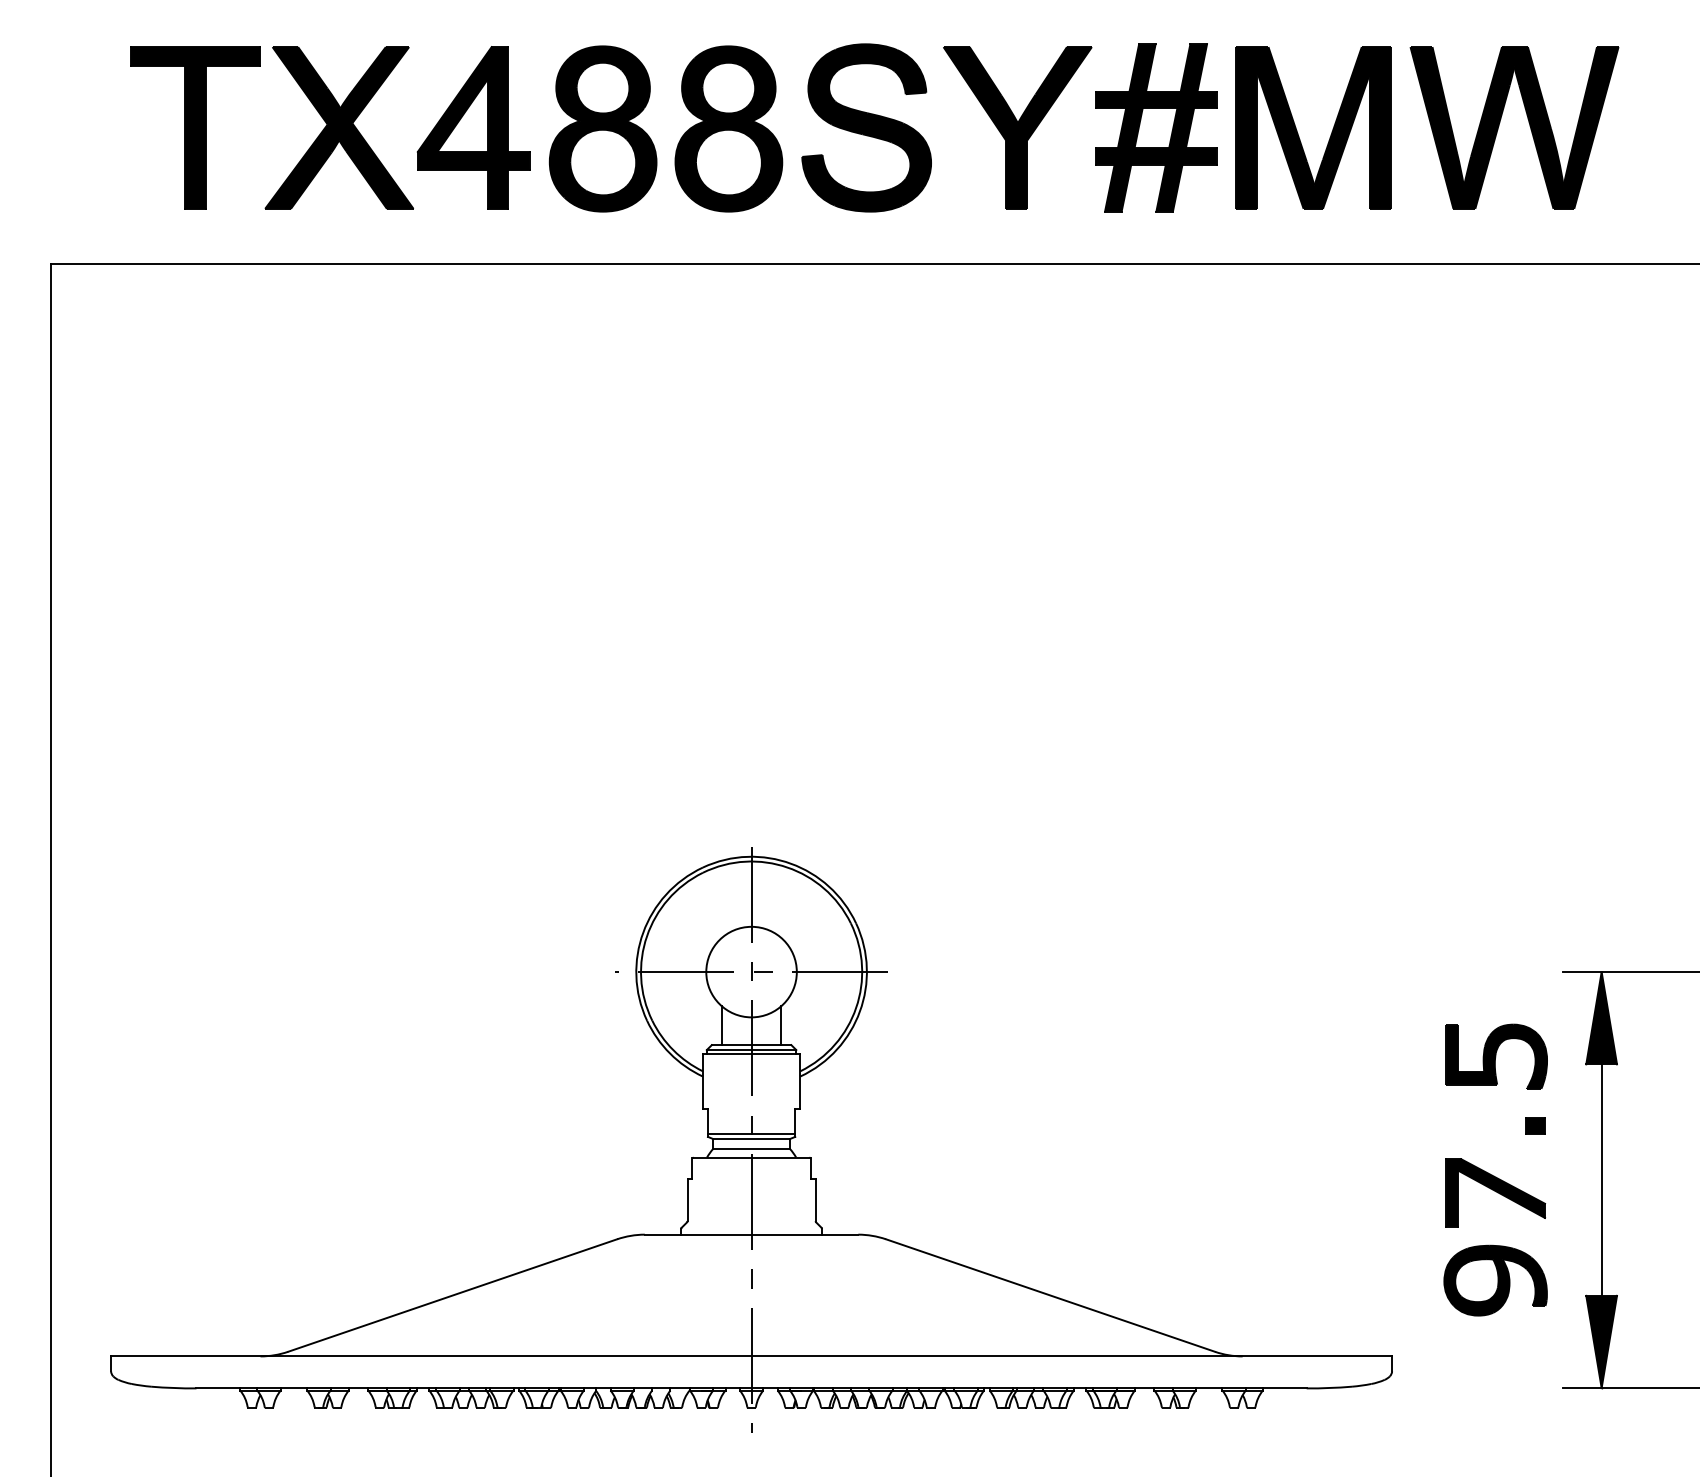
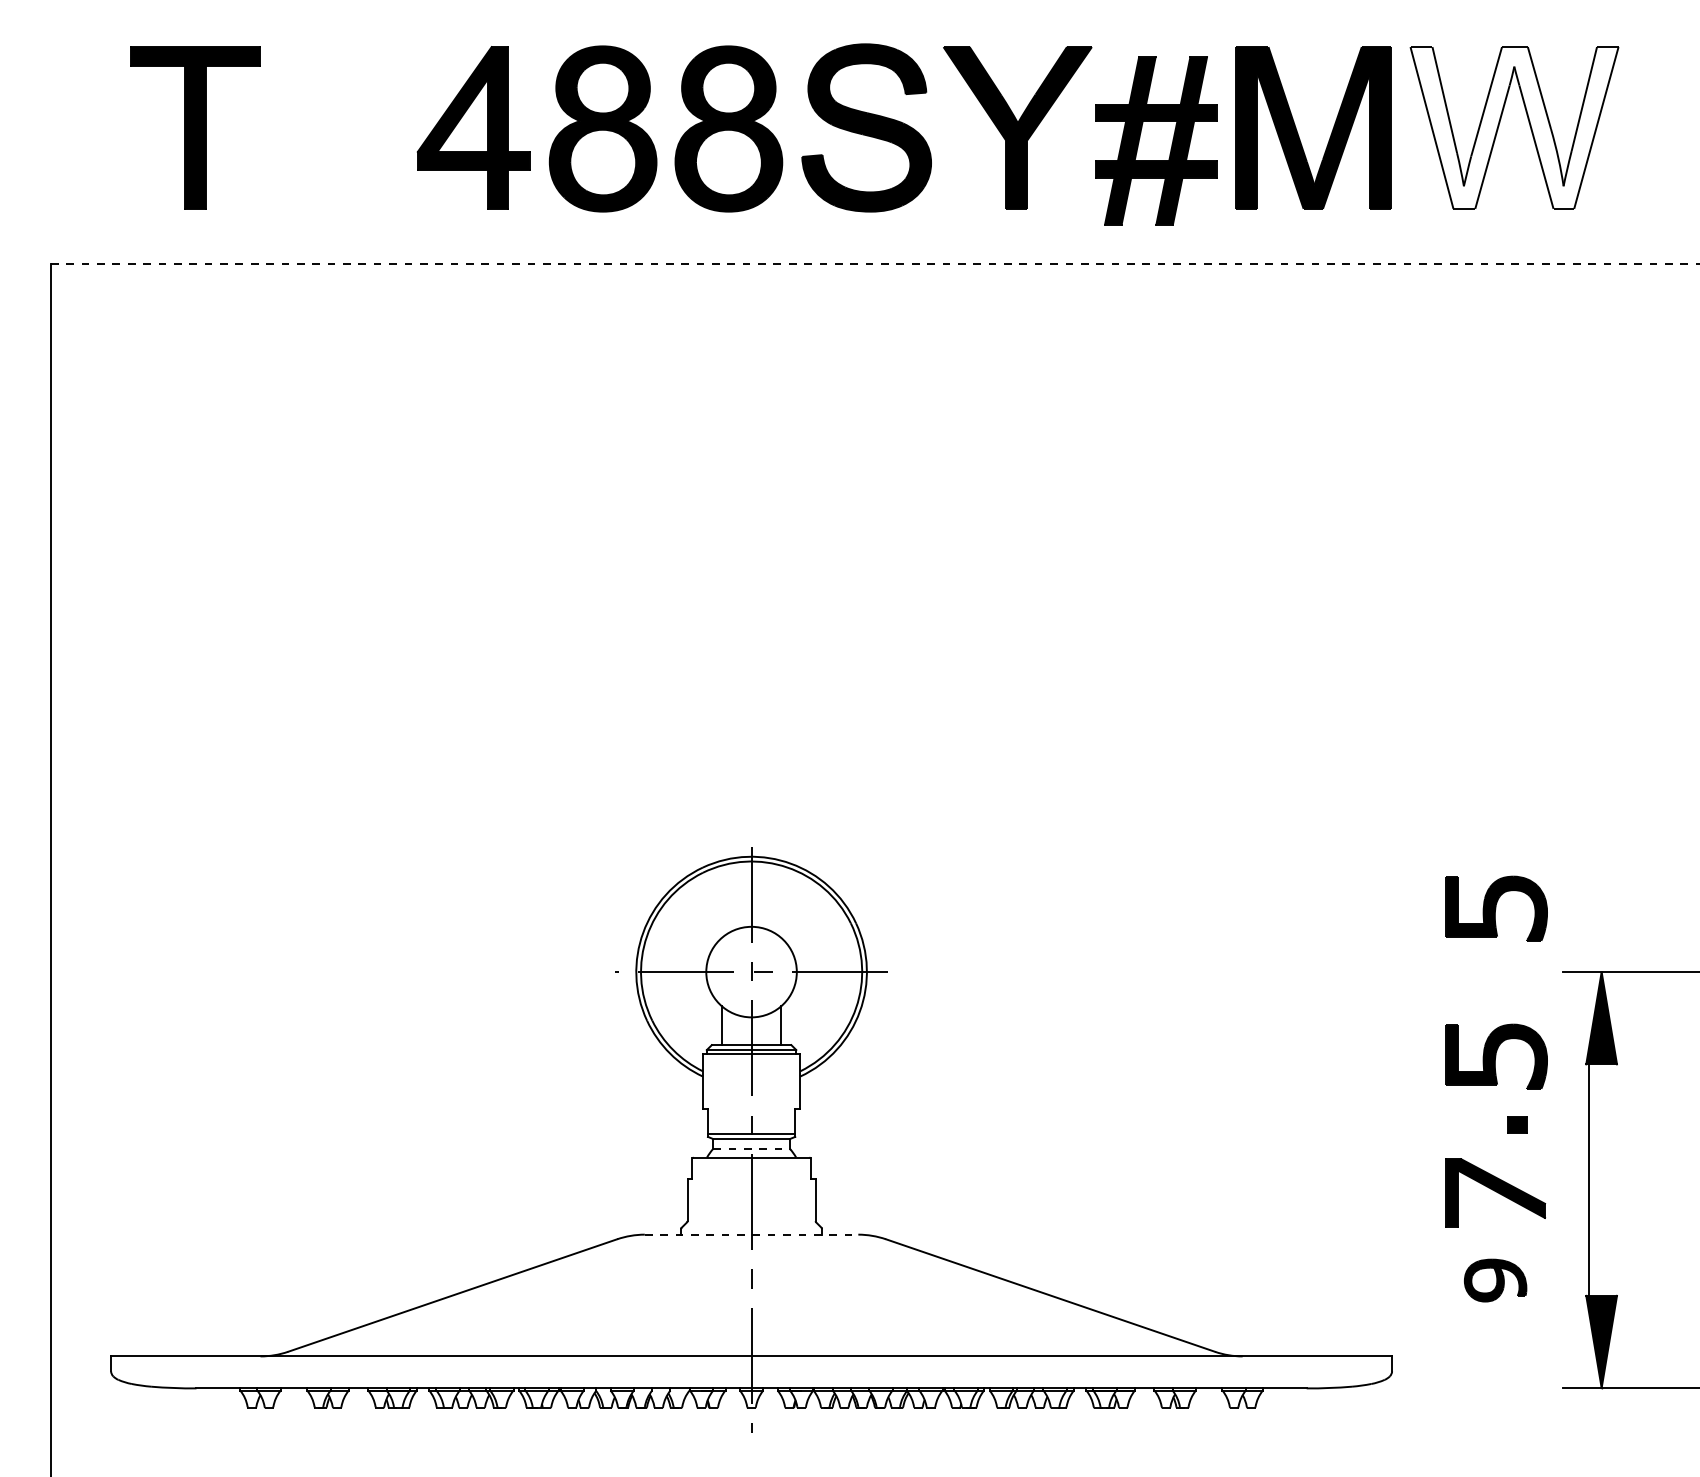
part: present -> none (338, 127)
part position: (1156, 127) -> (1156, 140) (1156, 140)
fill: present -> none (1514, 127)
line: solid -> dashed (875, 264)
part: none -> present (1496, 908)
part position: (1535, 1125) -> (1517, 1124) (1517, 1124)
line: solid -> dashed (752, 1148)
line position: (1601, 1179) -> (1588, 1179) (1588, 1179)
line: solid -> dashed (751, 1234)
part size: 105x73 px -> 64x45 px (1495, 1280)
